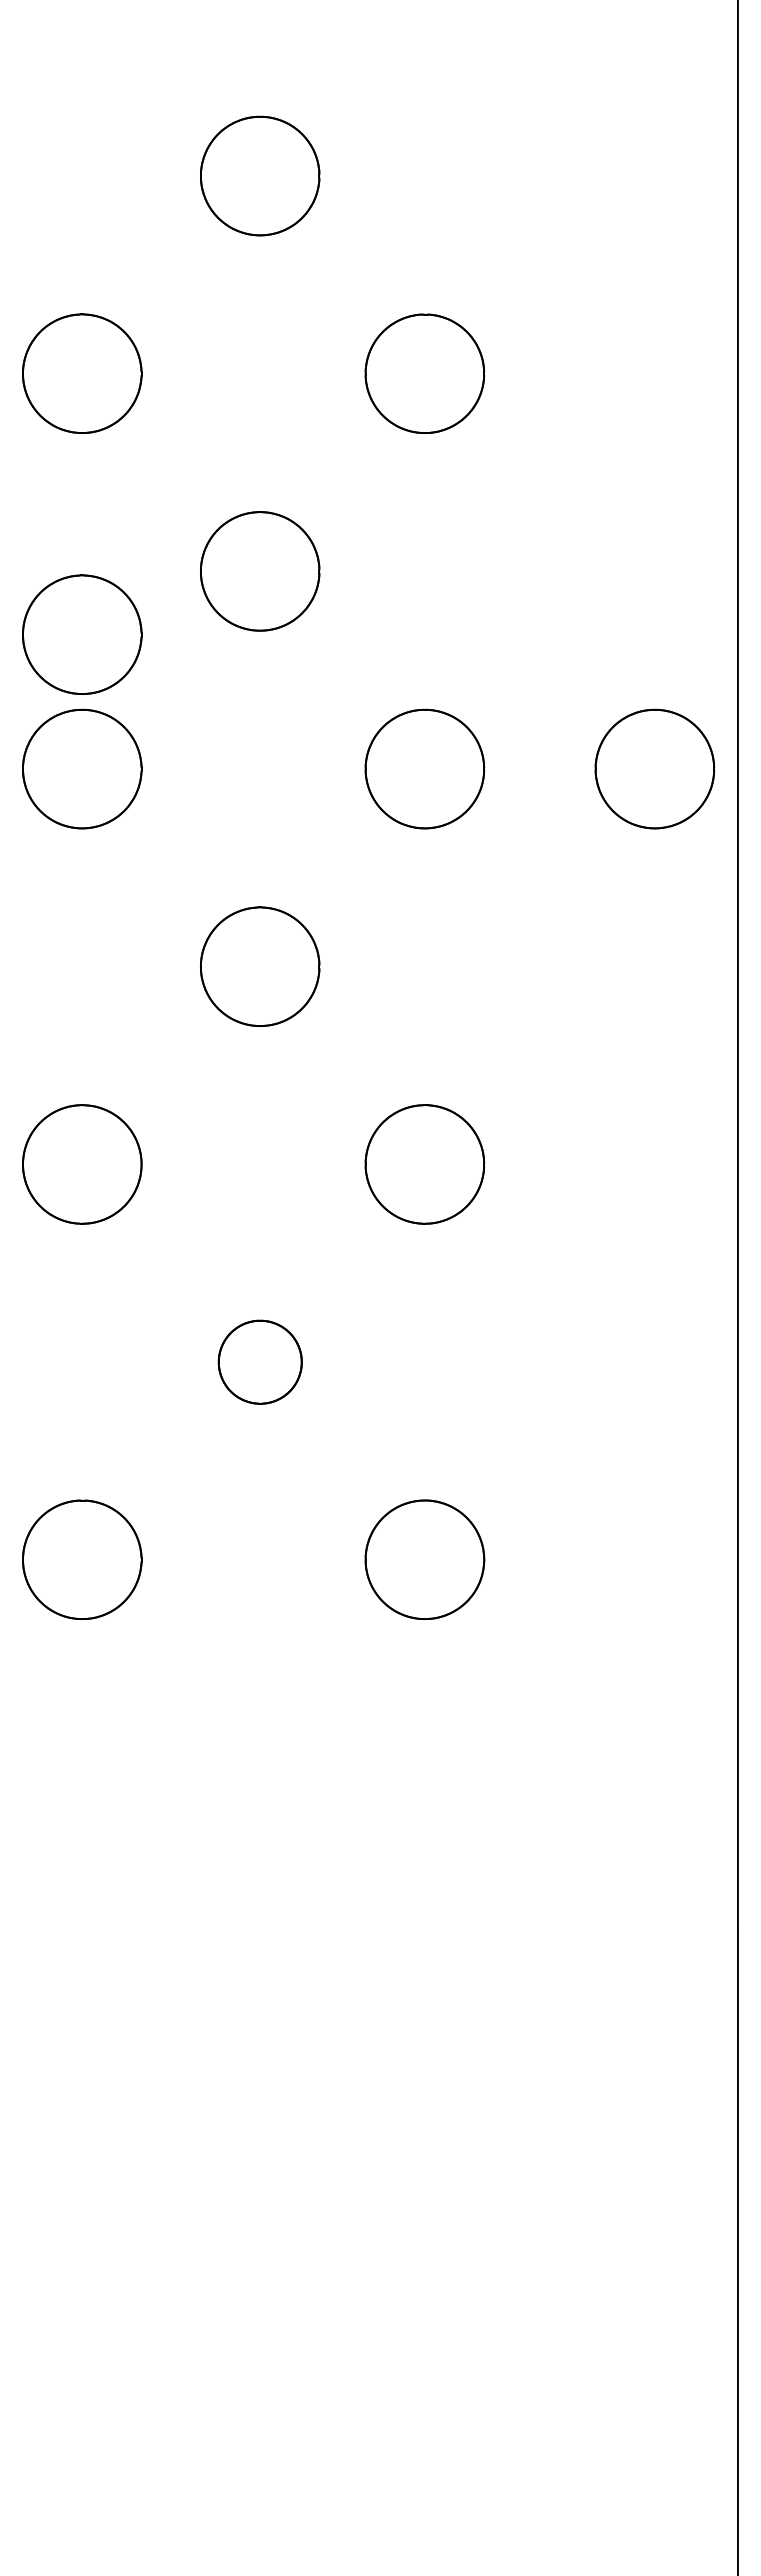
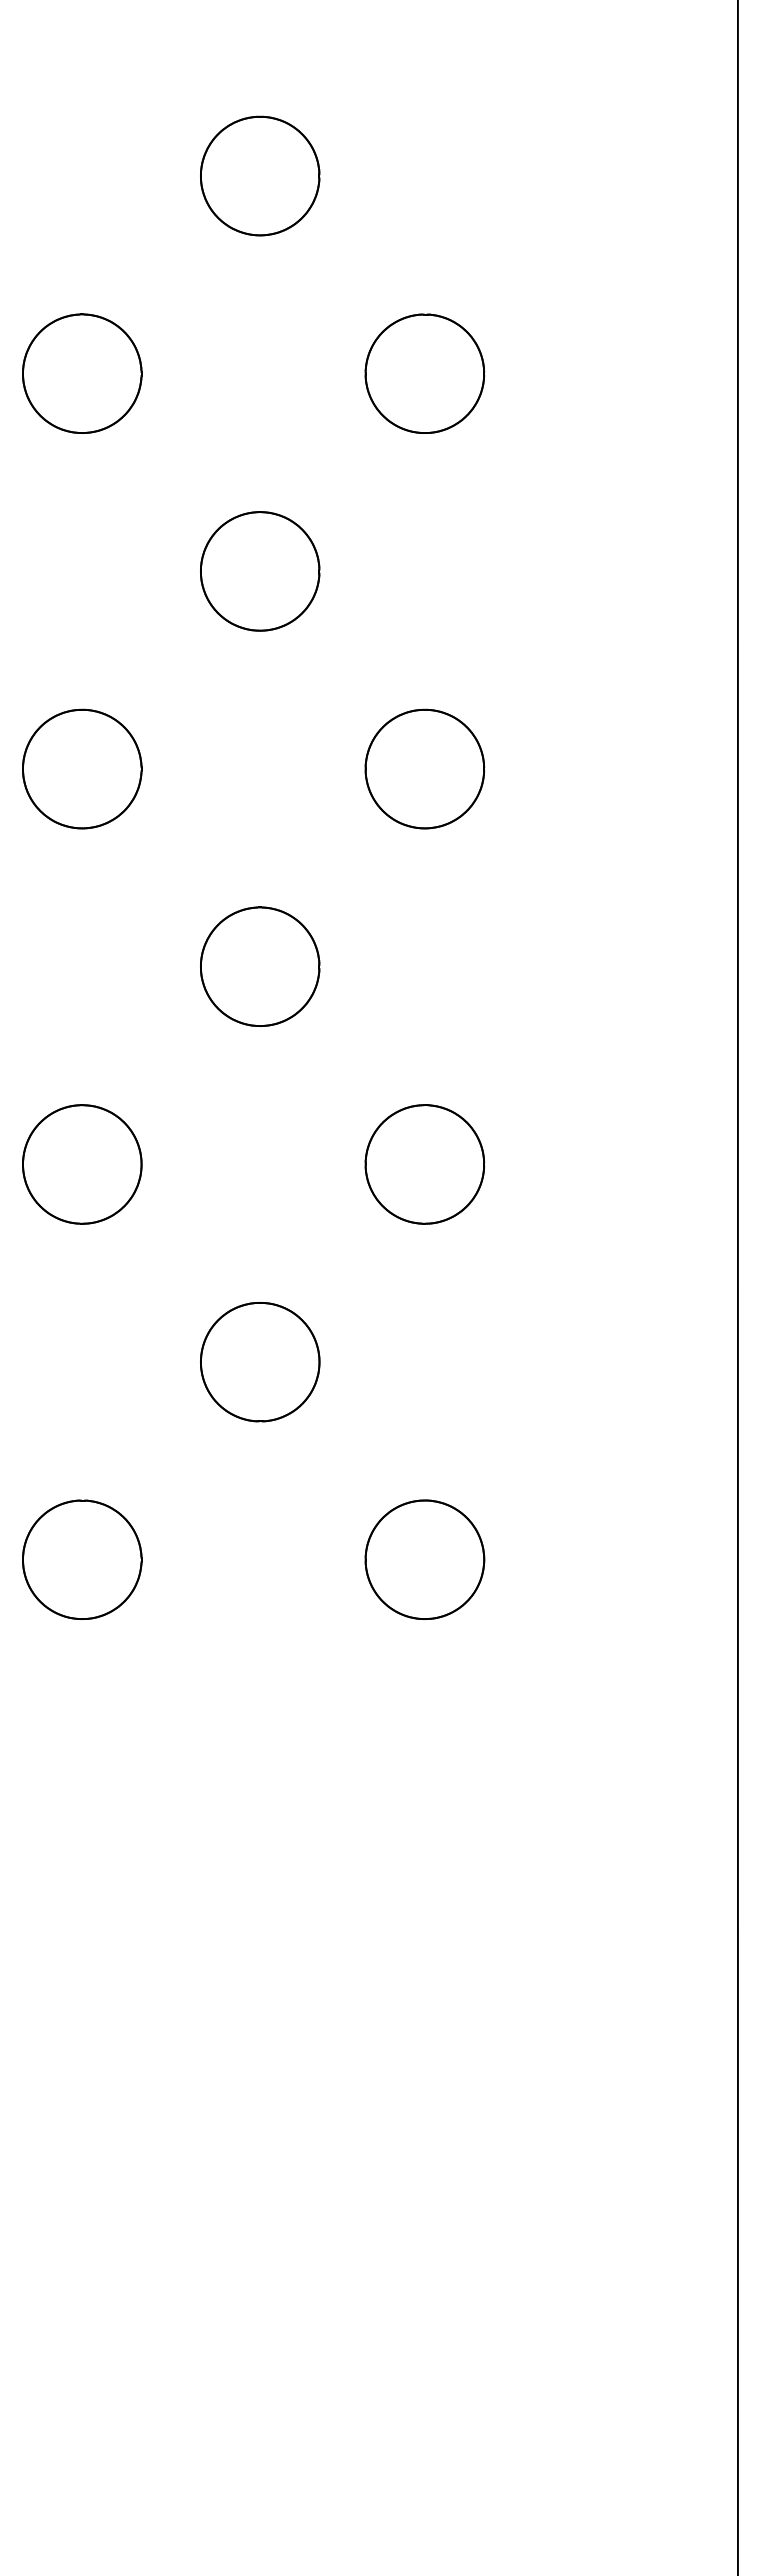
part: present -> none (82, 634)
part: present -> none (654, 768)
part size: 86x86 px -> 121x121 px (260, 1362)
